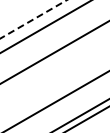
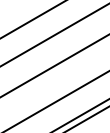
line: dashed -> solid (34, 19)
line position: (45, 26) -> (54, 35) (54, 35)
line position: (54, 52) -> (54, 65) (54, 65)
